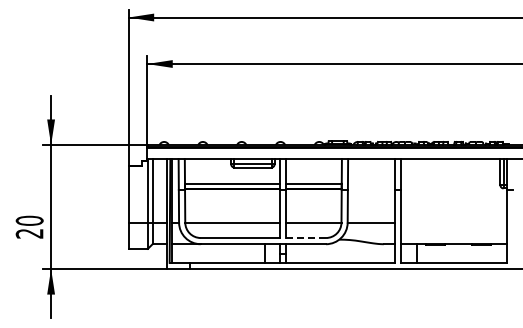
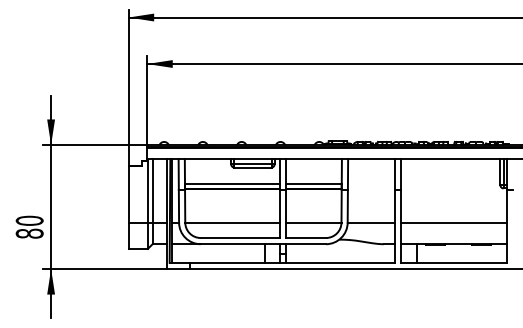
line: none -> present (453, 222)
text: 20 -> 80 (29, 233)
line: dashed -> solid (306, 238)
